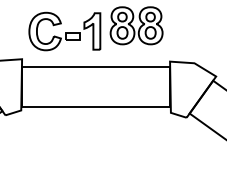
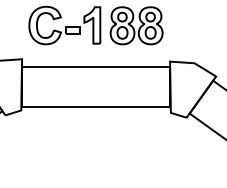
part position: (64, 31) -> (64, 25) (64, 25)
